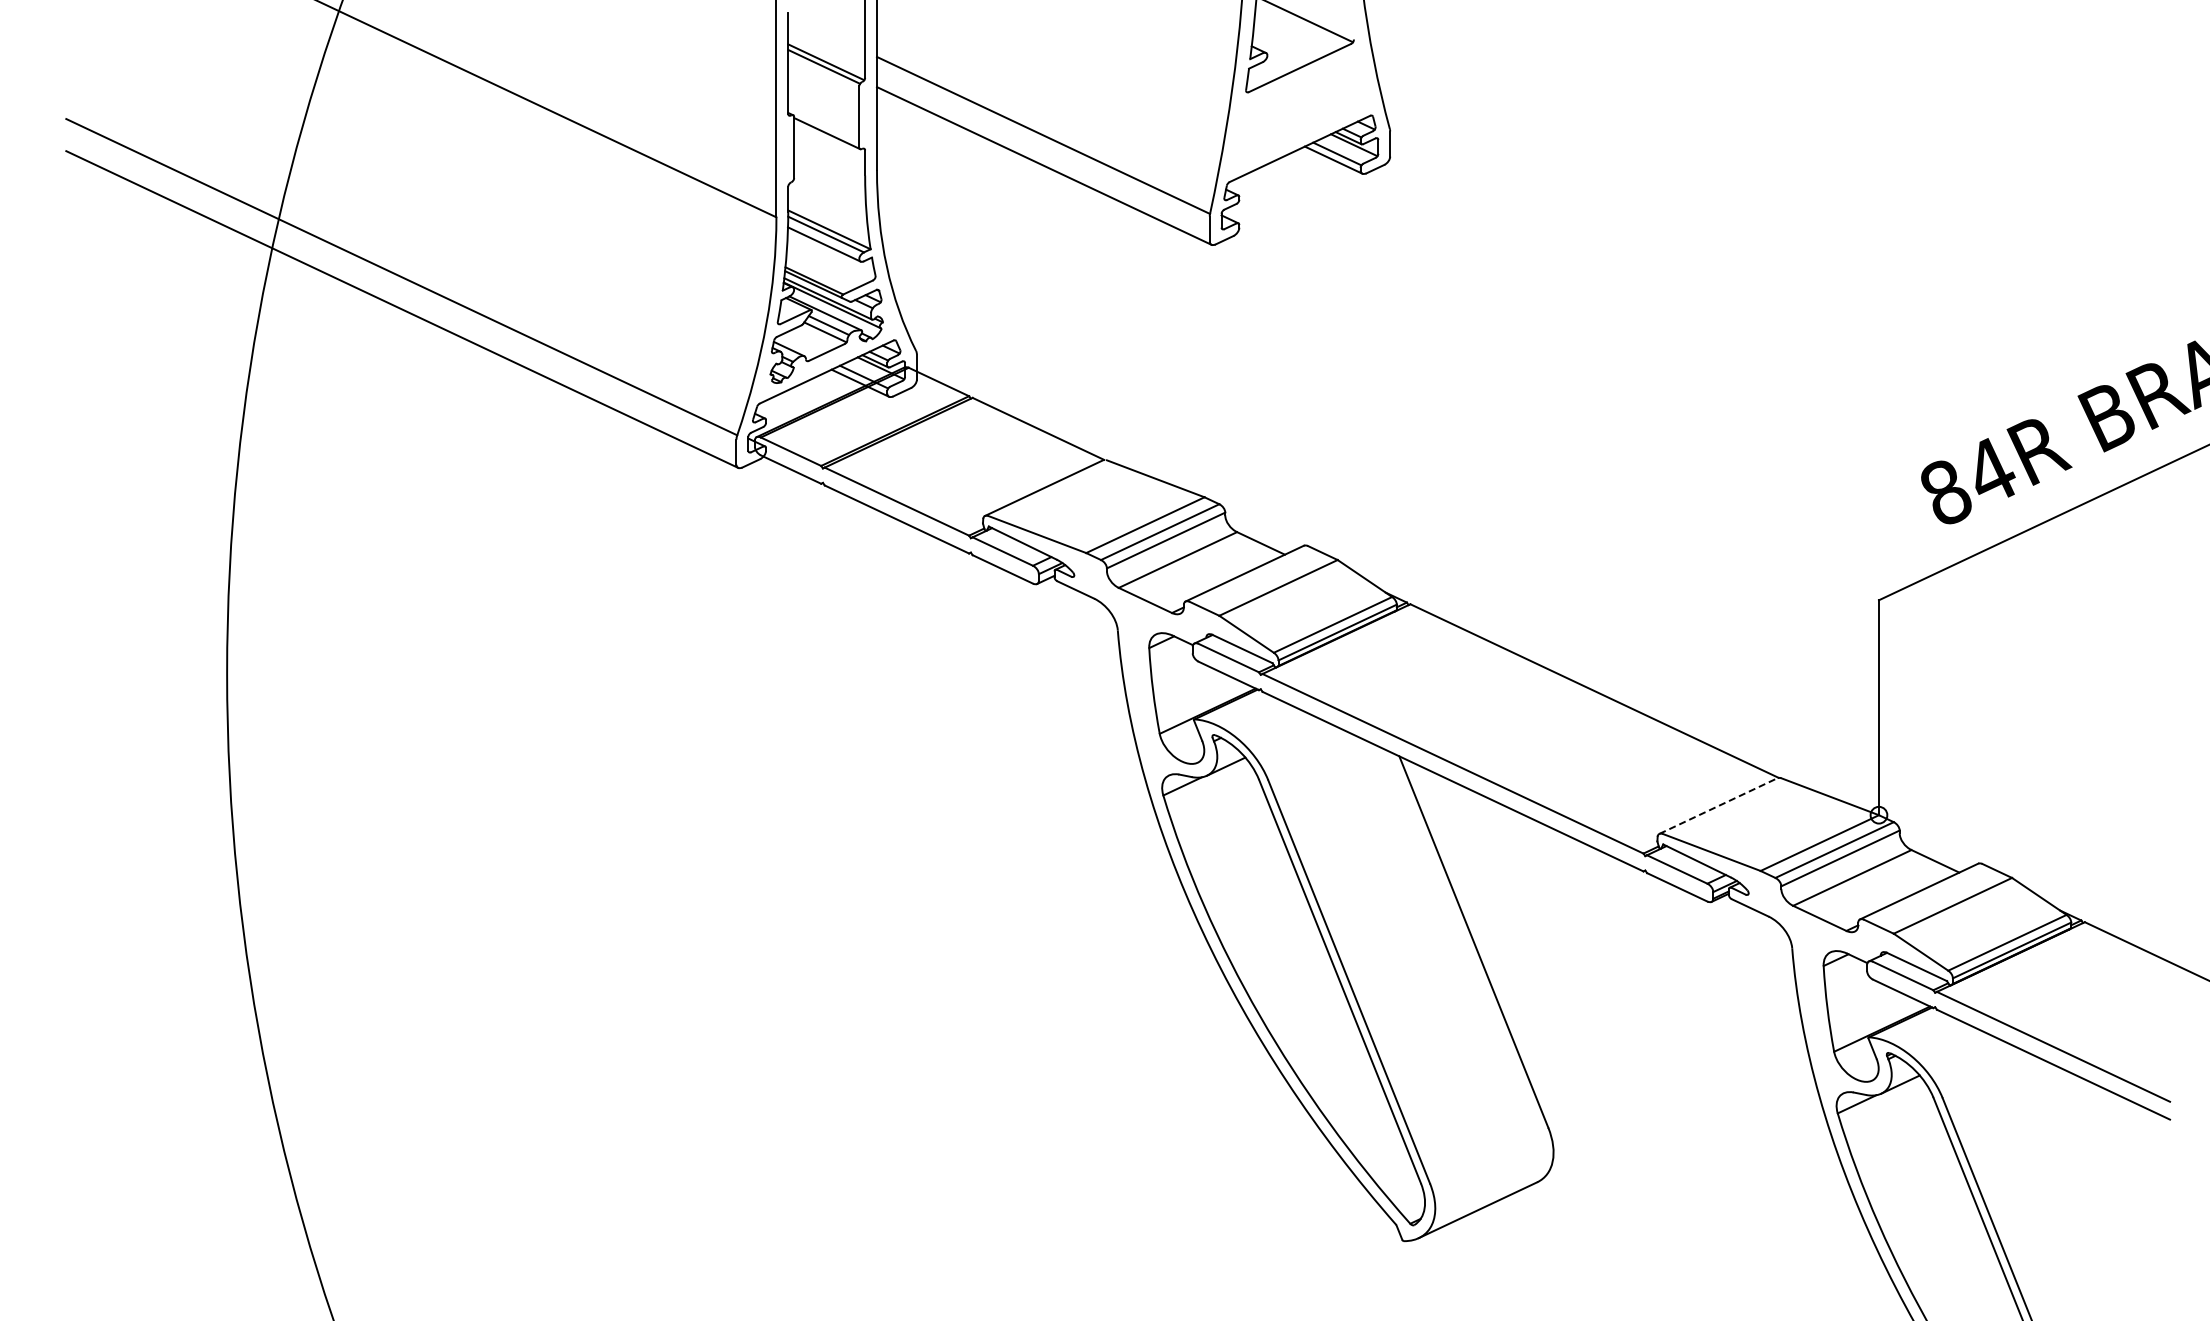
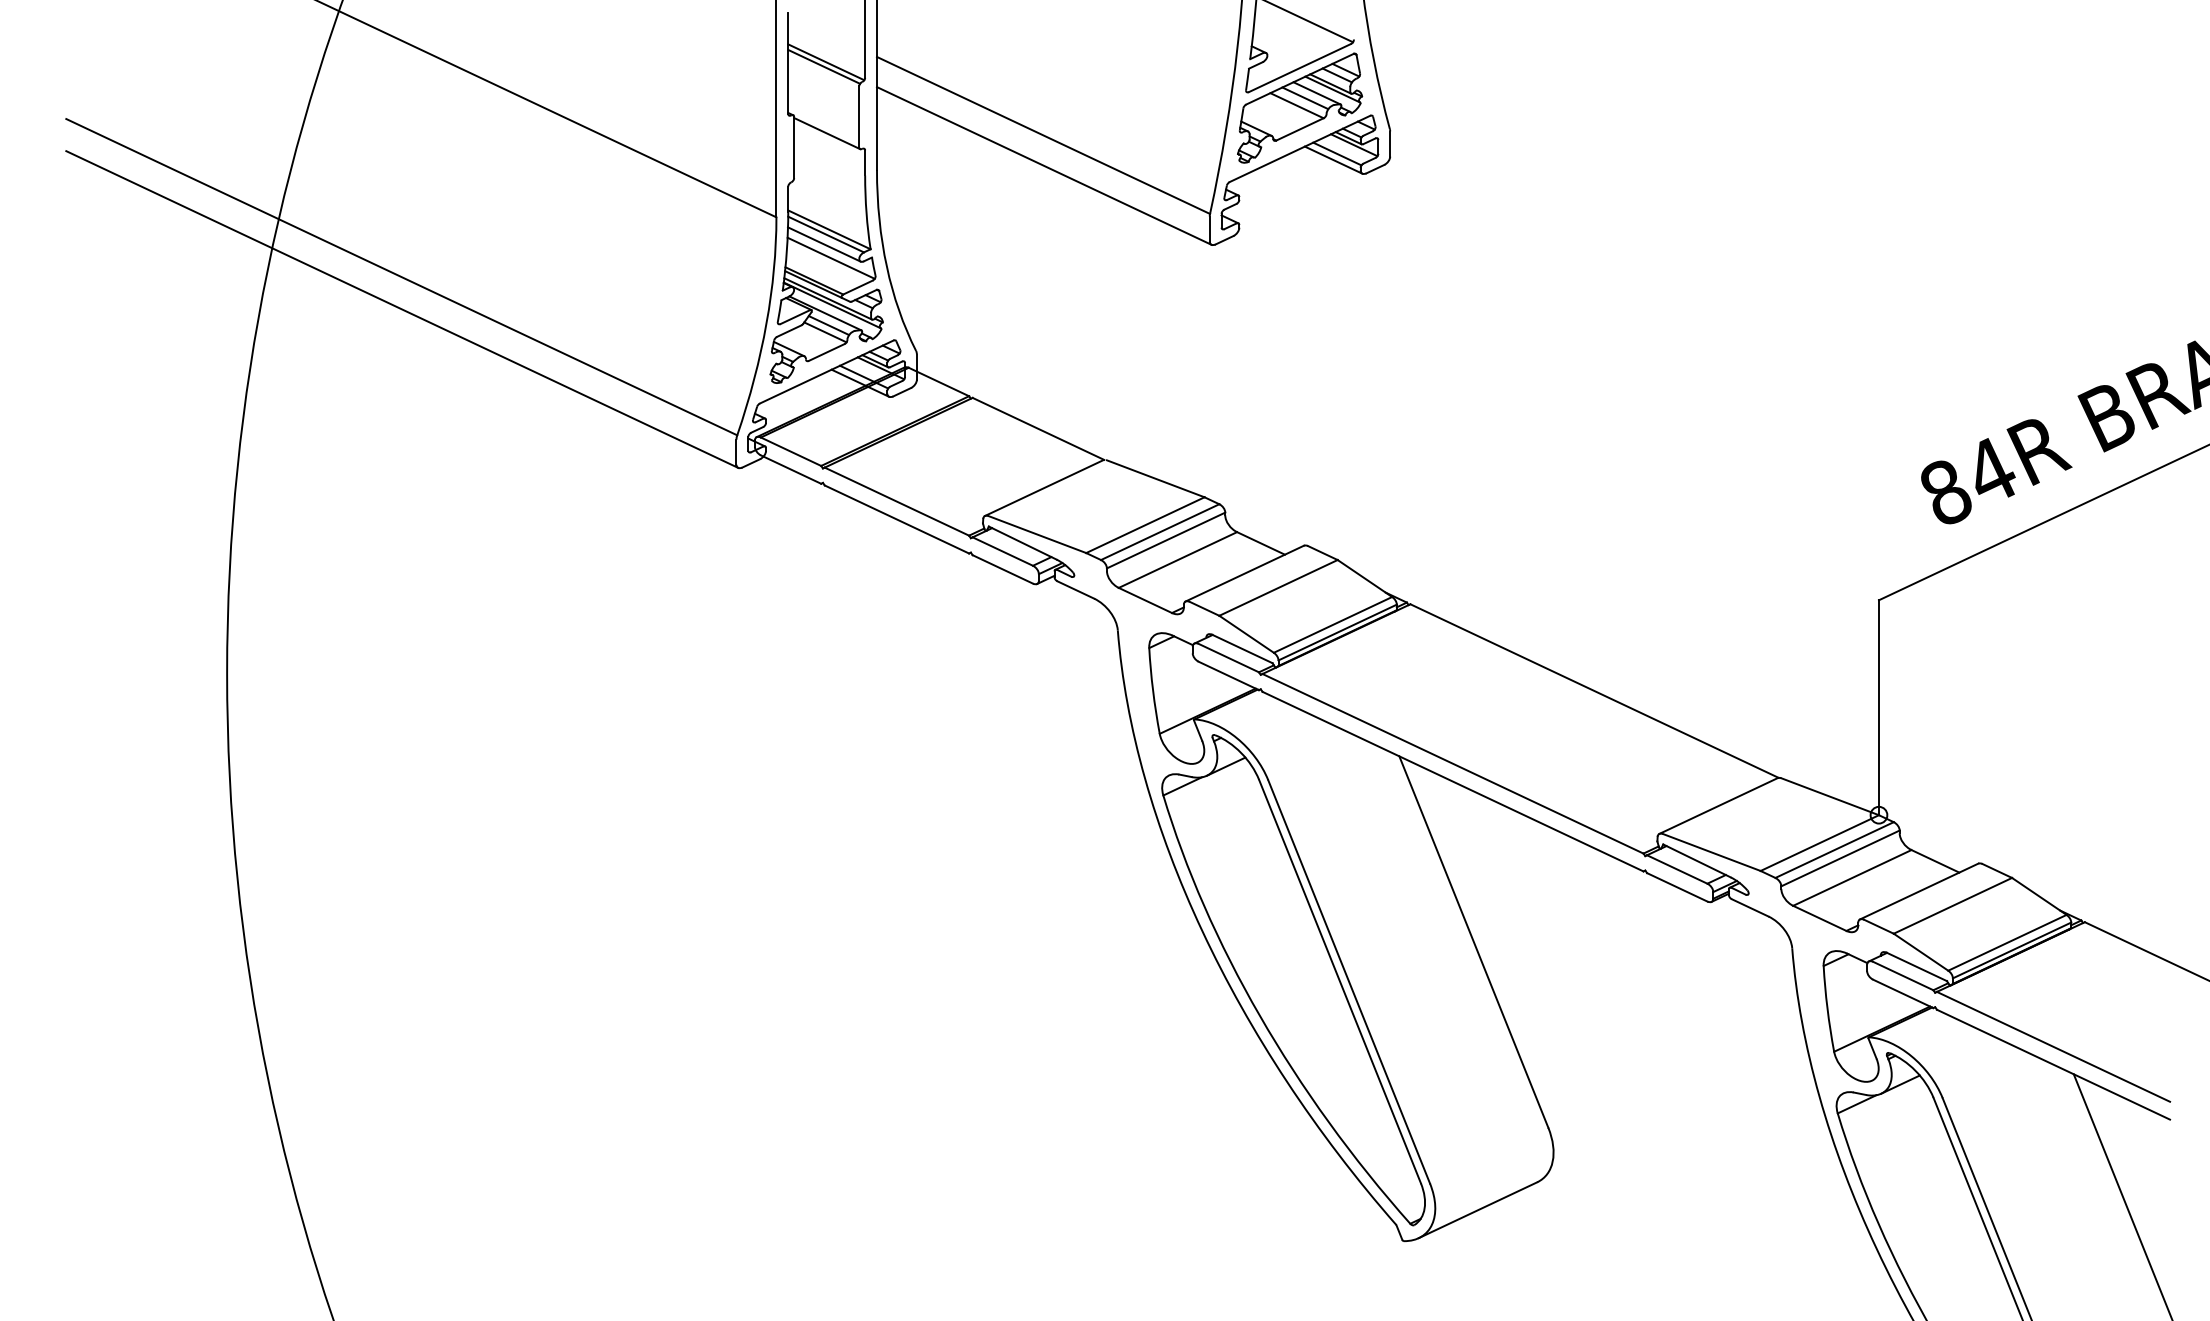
part: none -> present (1300, 107)
line: none -> present (830, 257)
line: dashed -> solid (1719, 805)
line: none -> present (2122, 1195)
